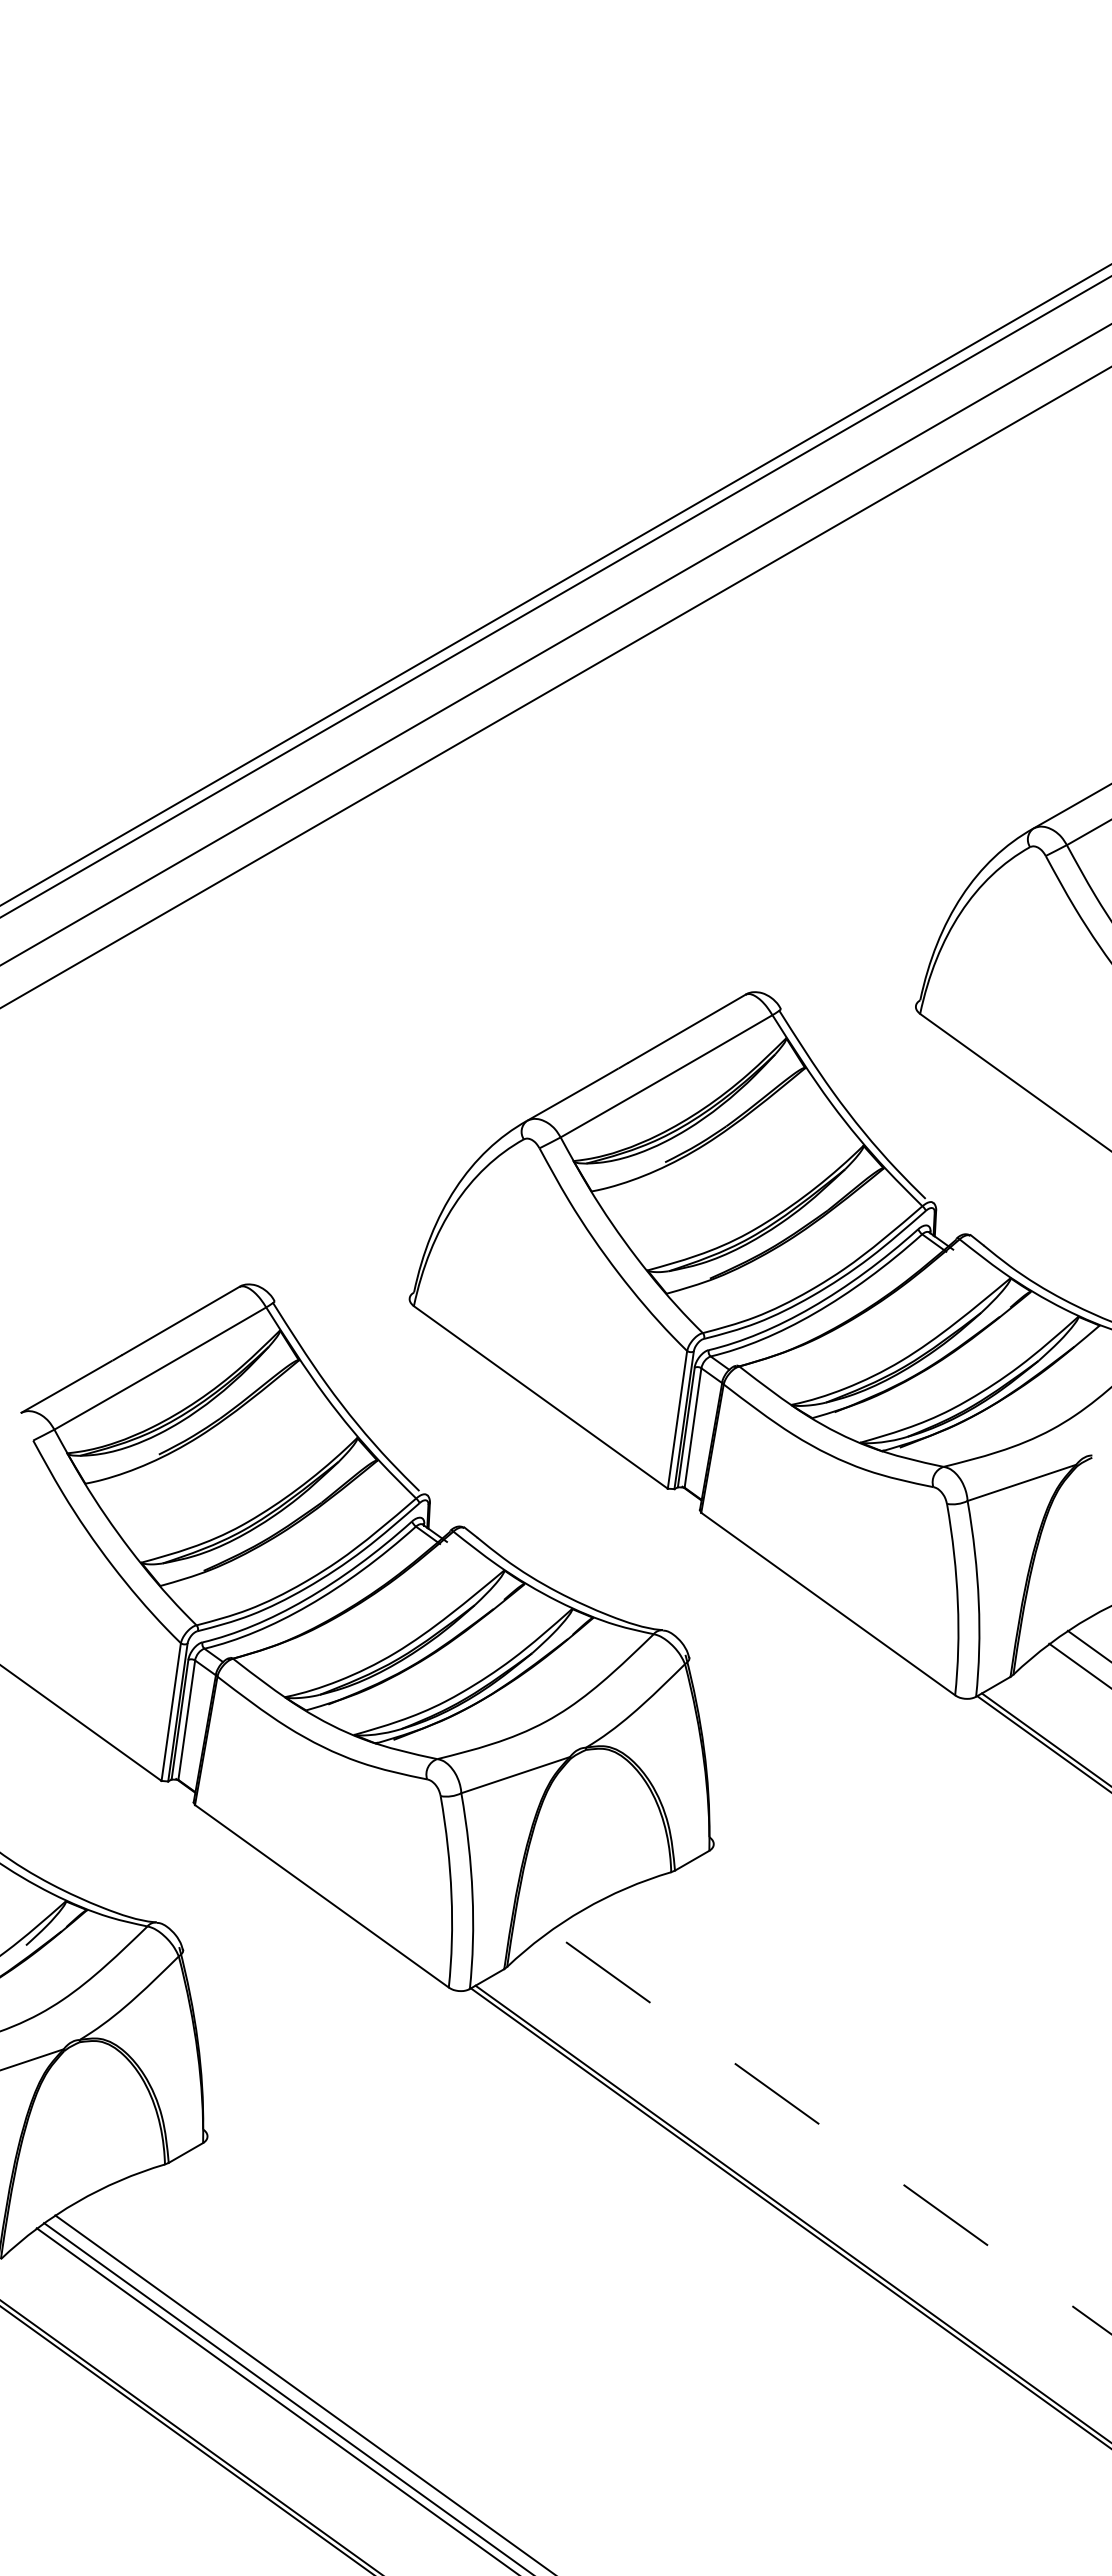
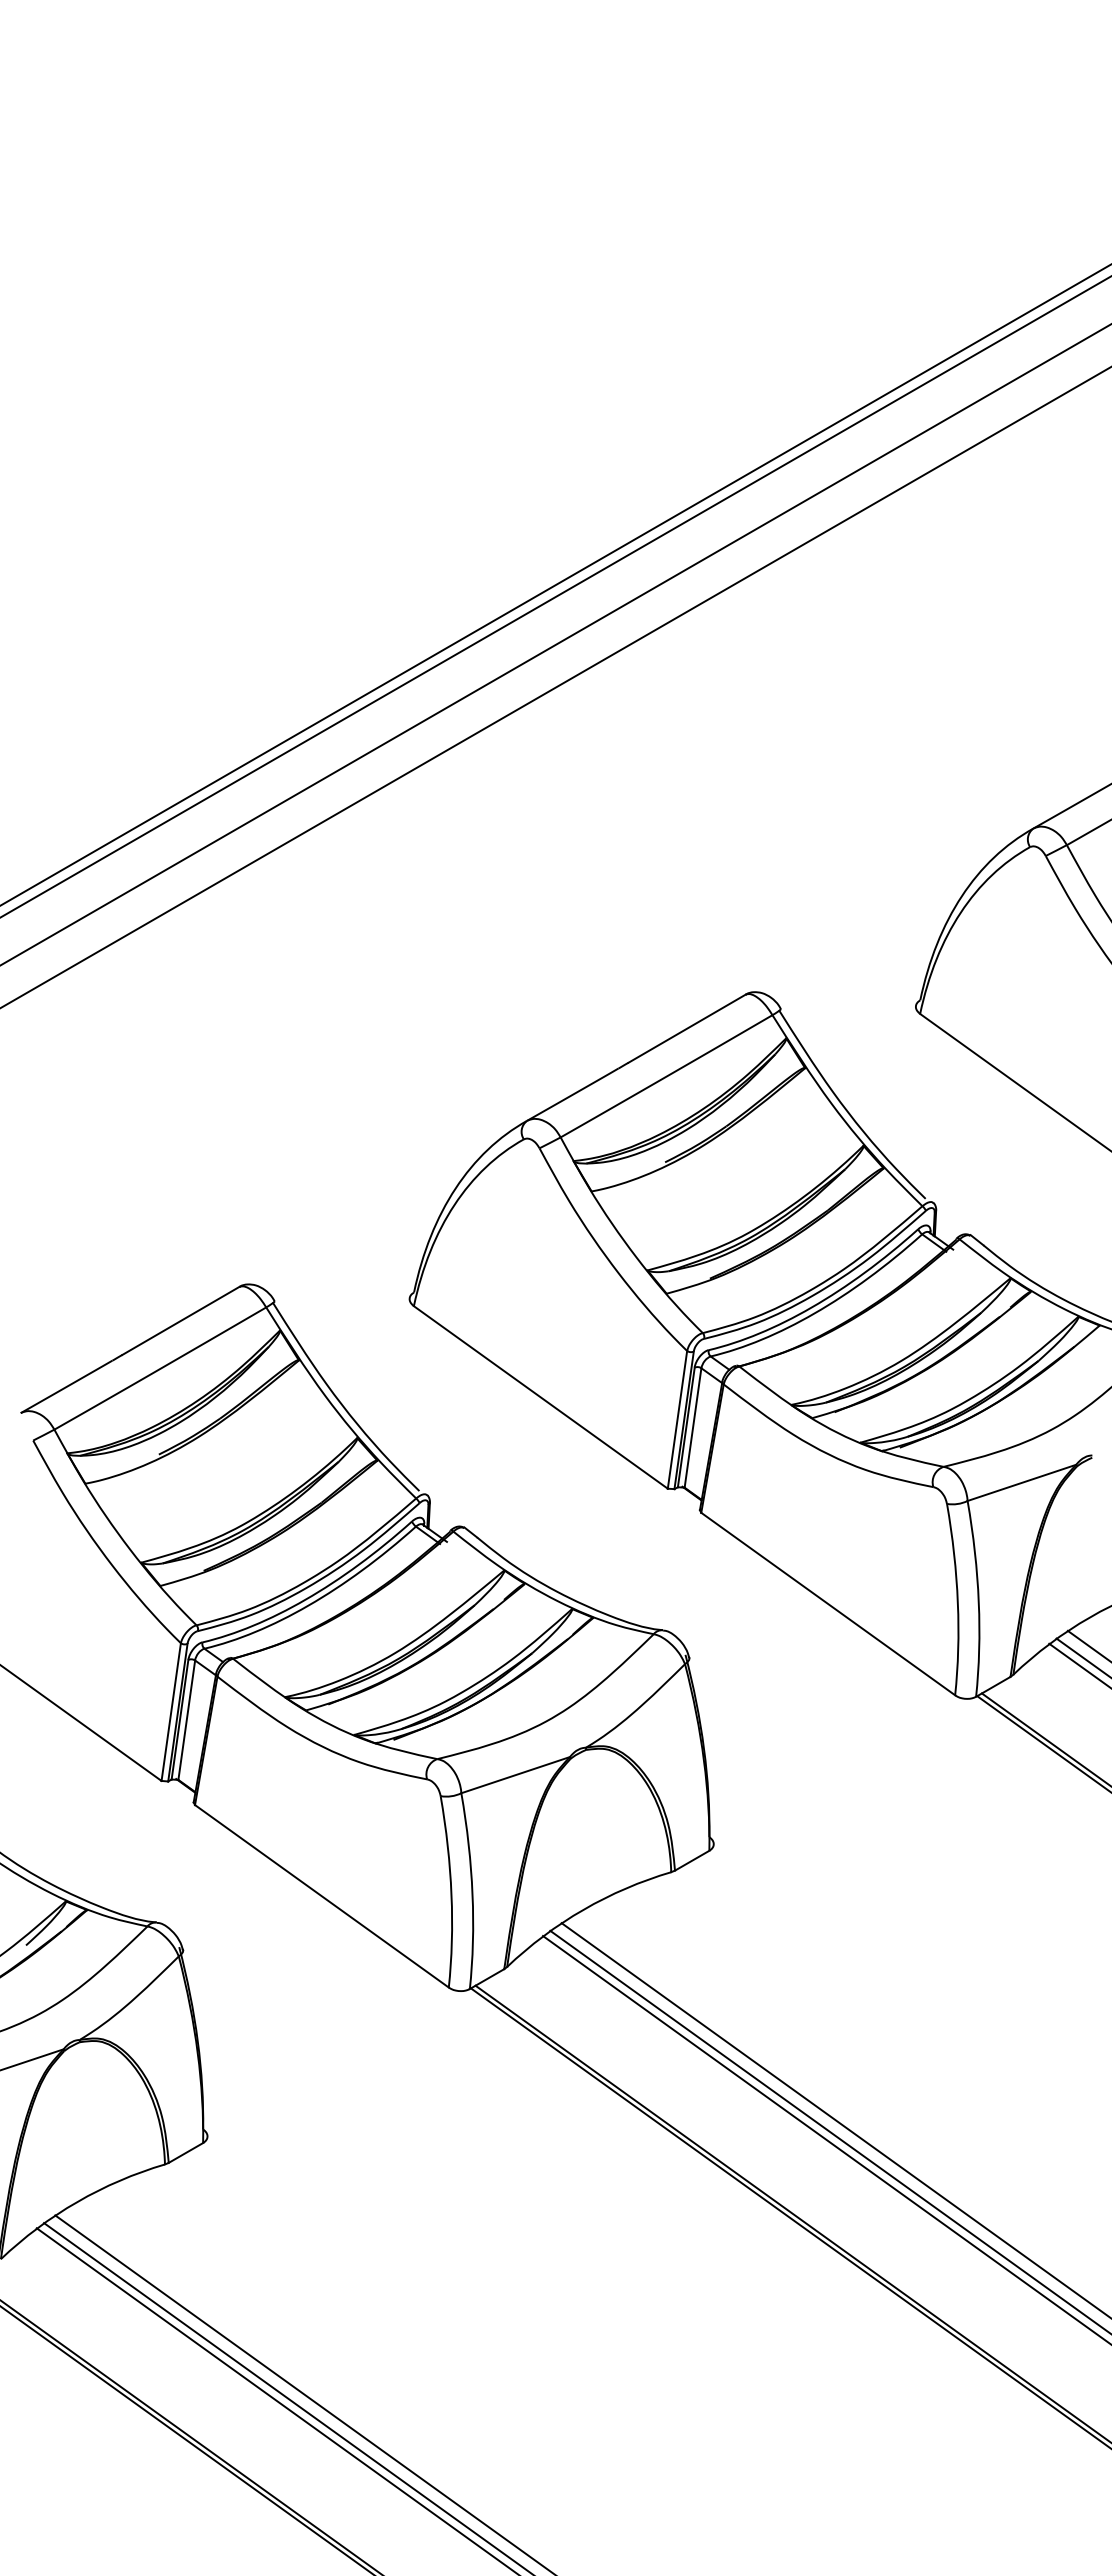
line: none -> present (1082, 1656)
line: none -> present (834, 2119)
line: dashed -> solid (831, 2132)
line: none -> present (825, 2139)
